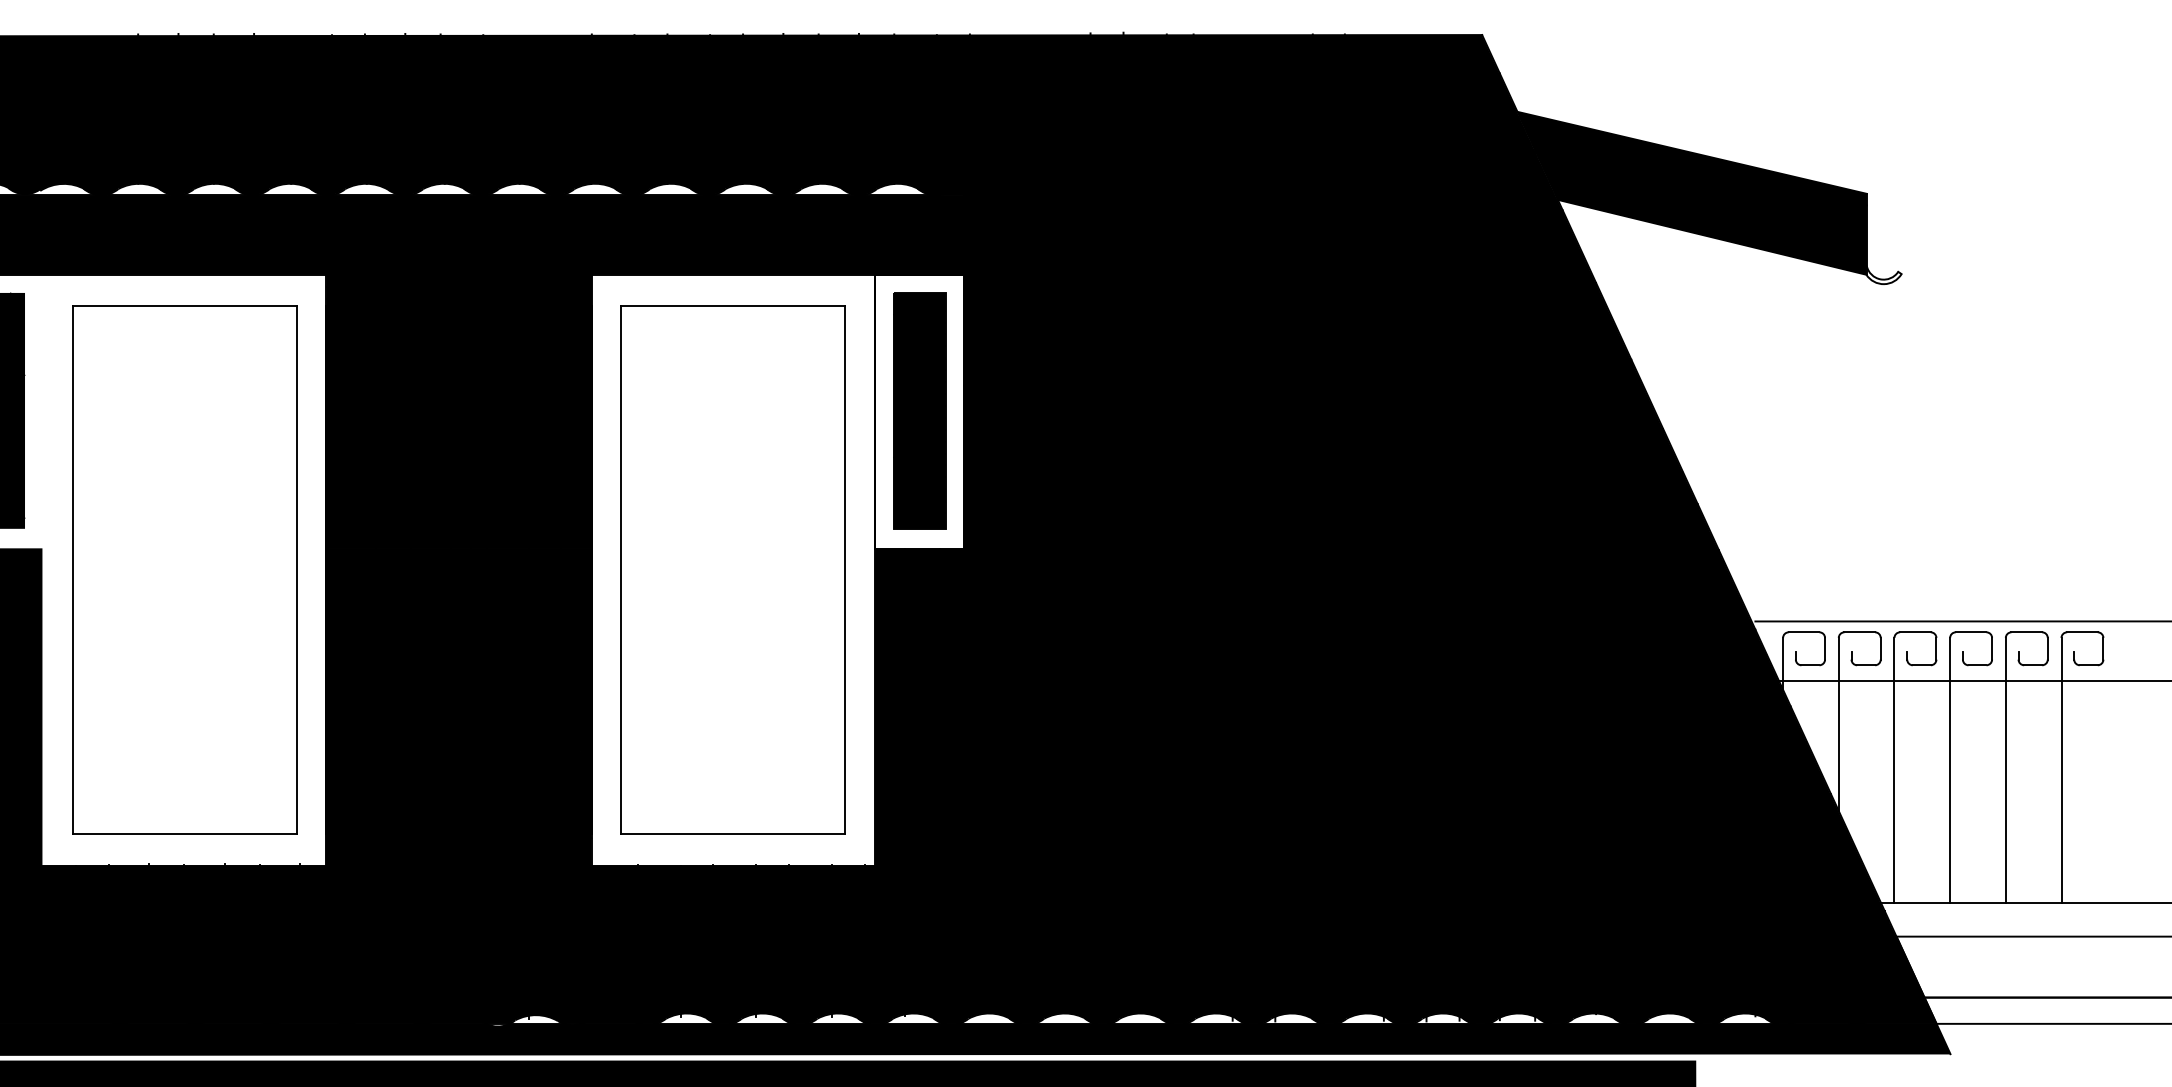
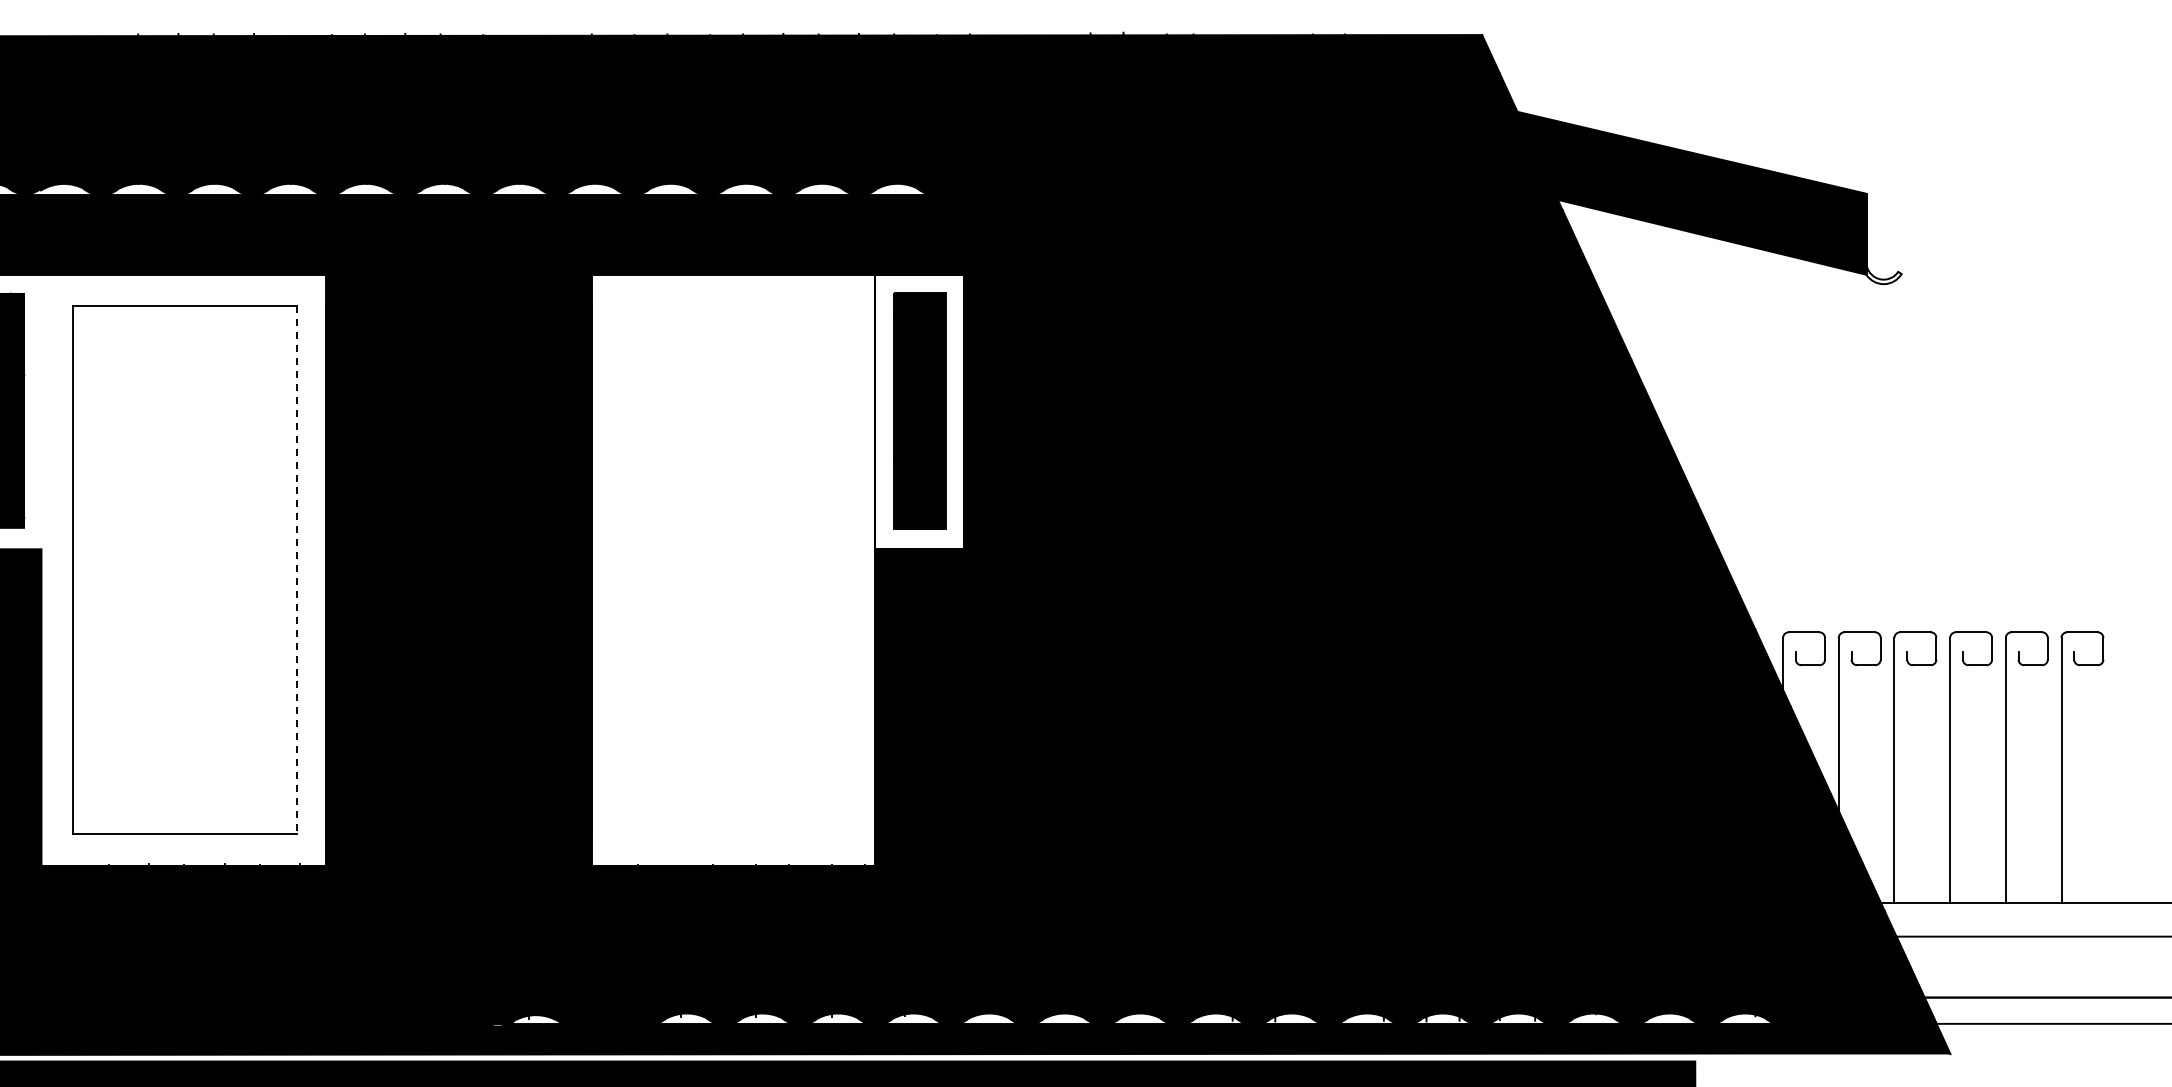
part: present -> none (732, 569)
line: solid -> dashed (297, 570)
line: present -> none (1961, 621)
line: present -> none (1973, 680)
